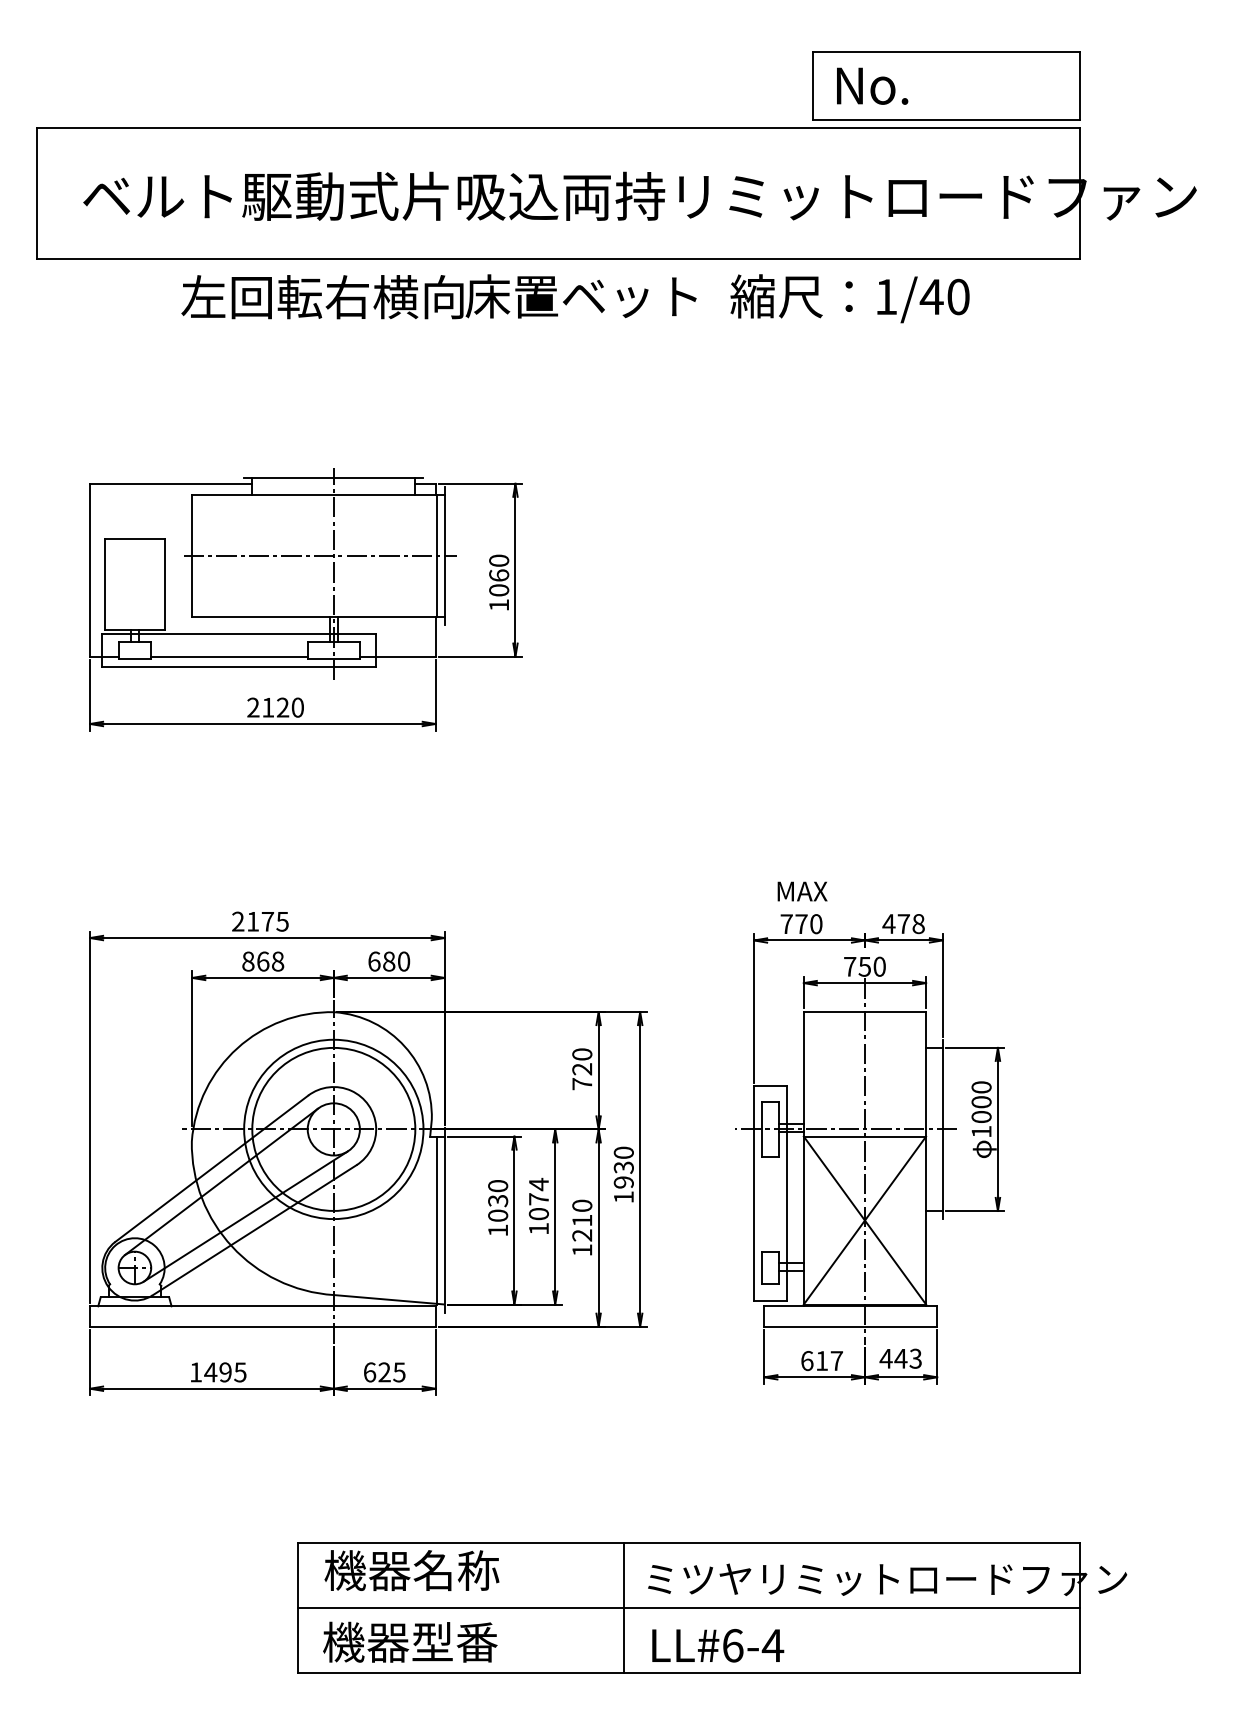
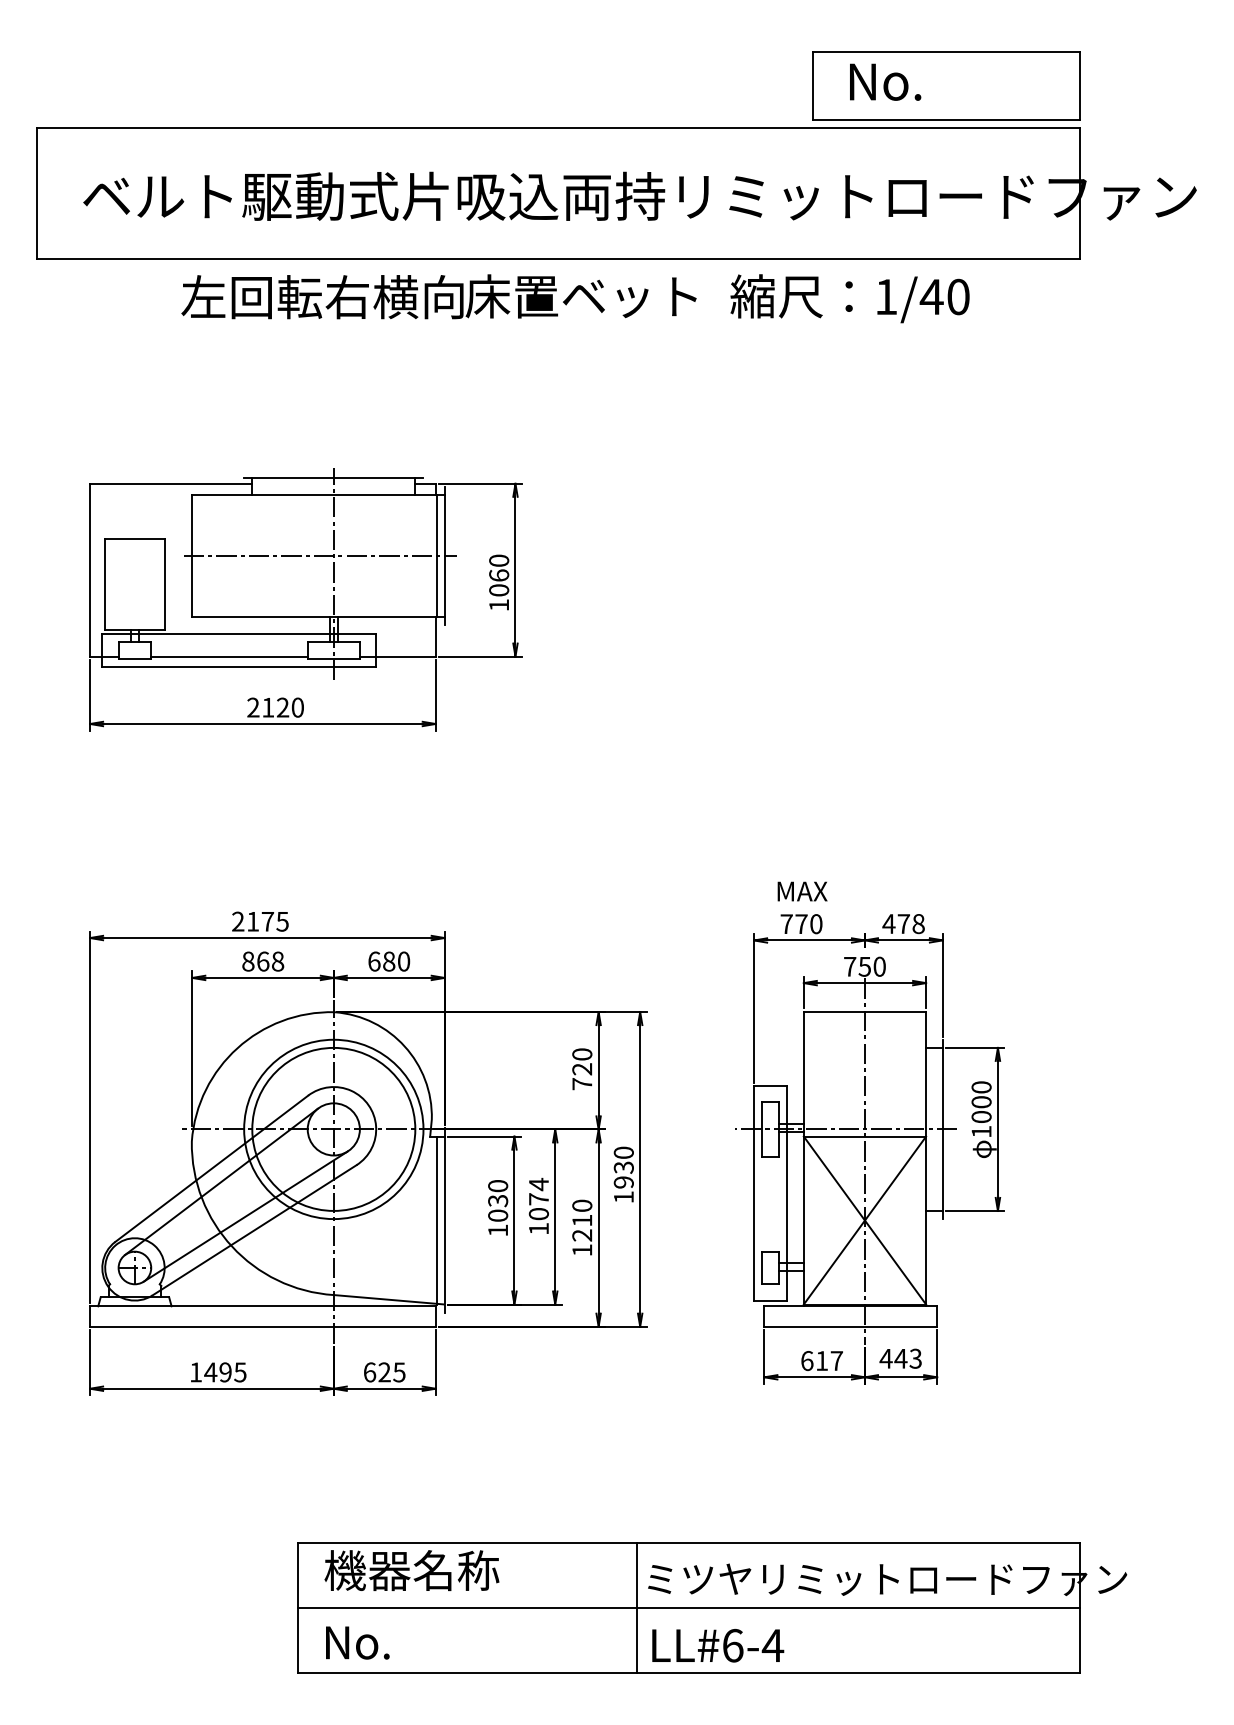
text position: (872, 85) -> (885, 81) (885, 81)
line position: (623, 1607) -> (636, 1607) (636, 1607)
text: 機器型番 -> No. (410, 1641)
